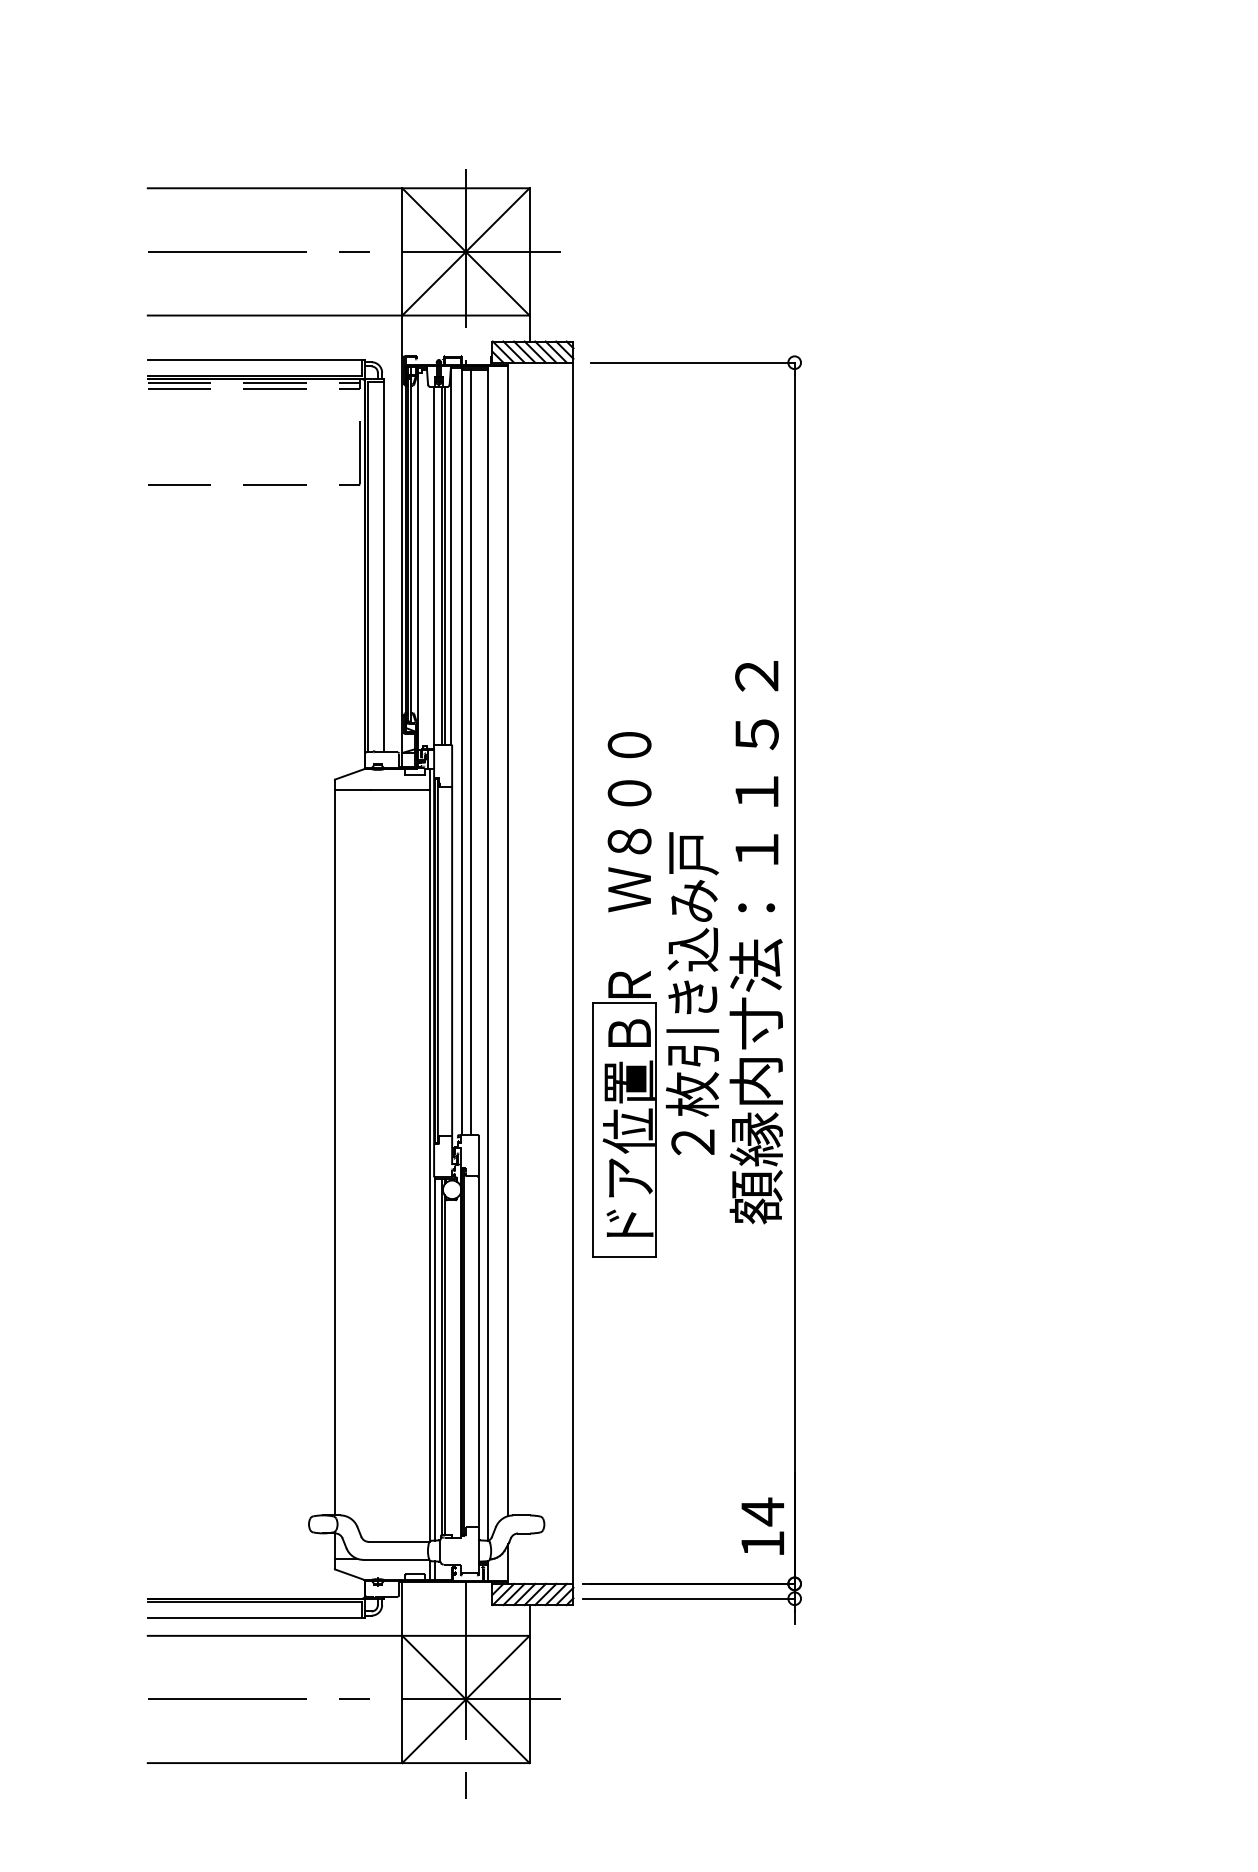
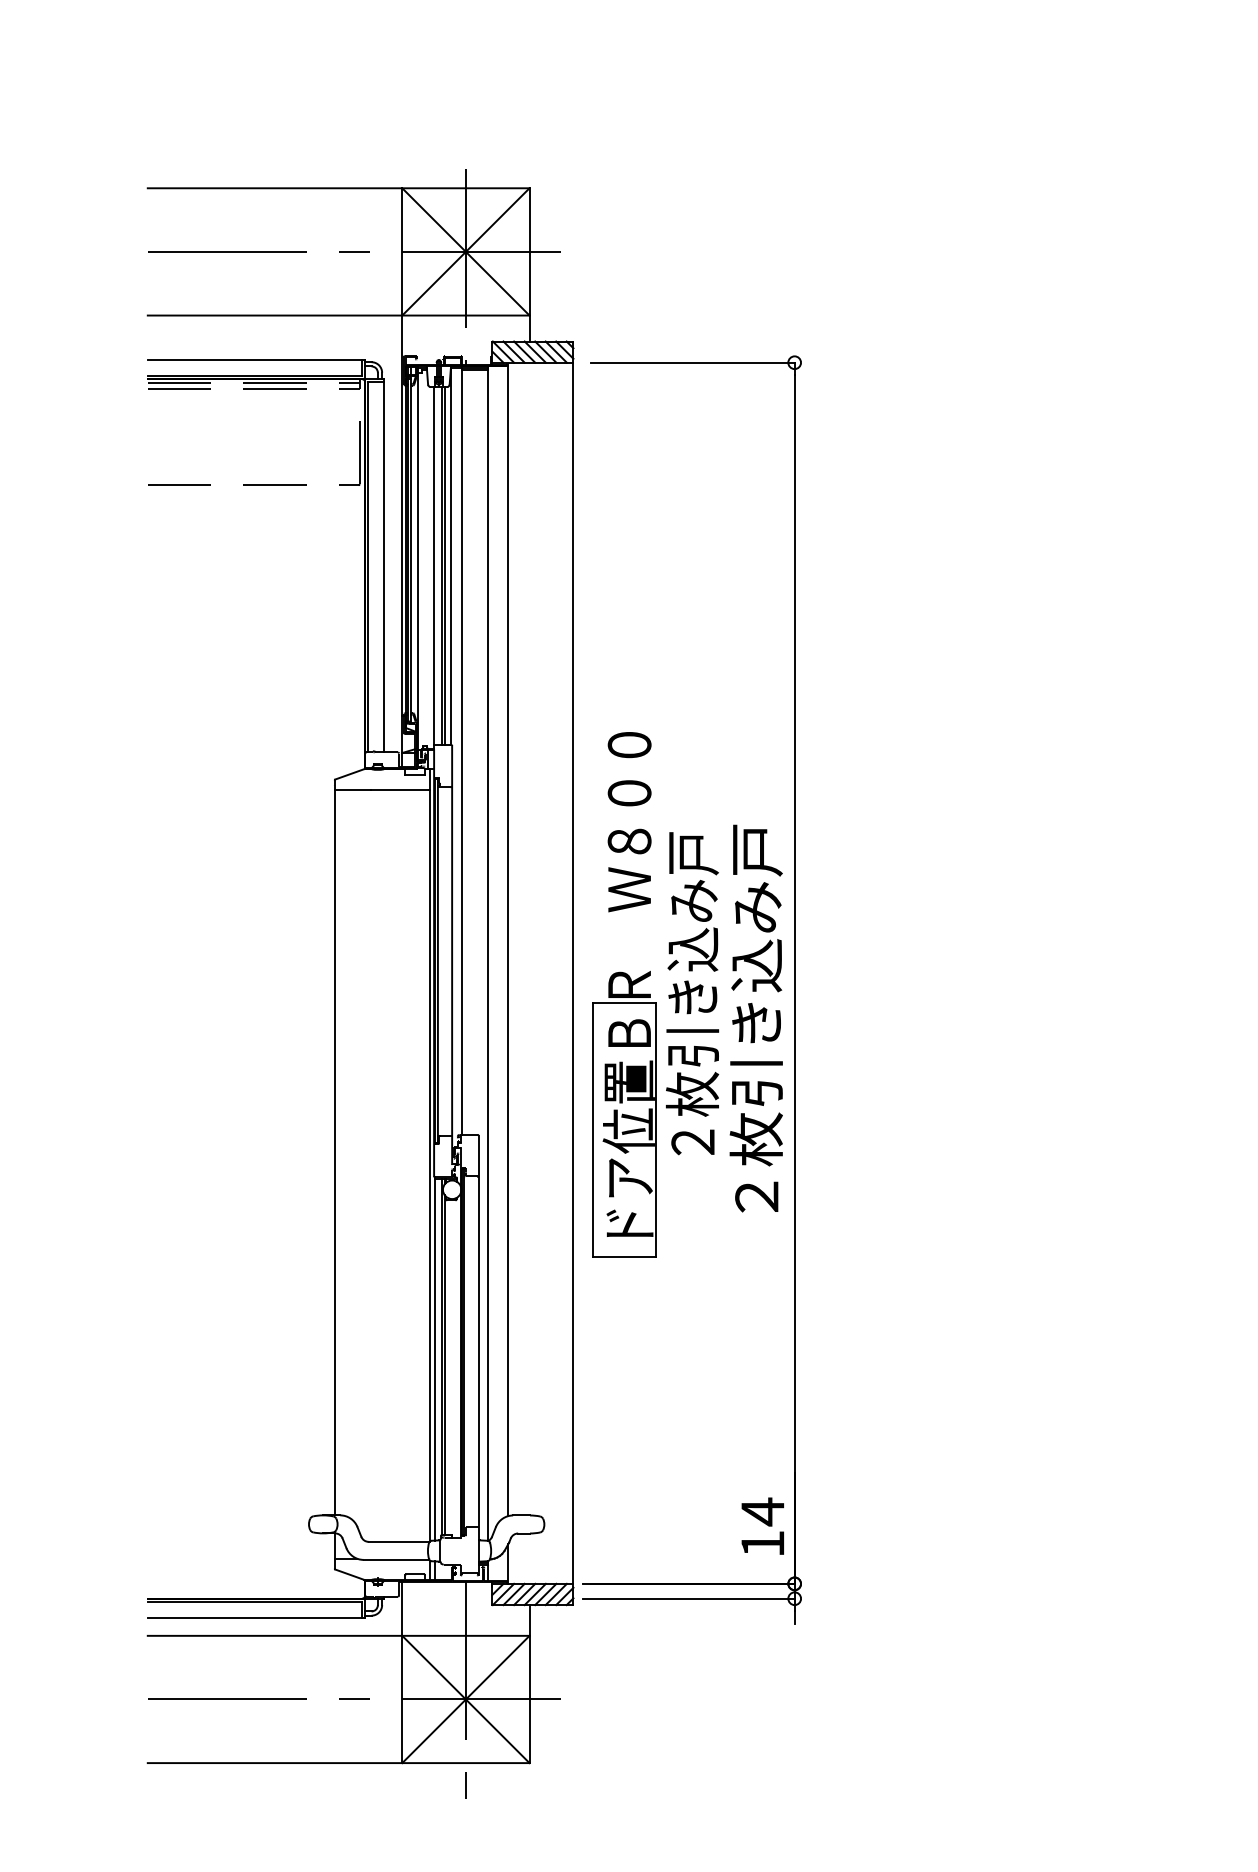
line: present -> none (471, 752)
text: 額縁内寸法：１１５２ -> ２枚引き込み戸 (755, 942)
